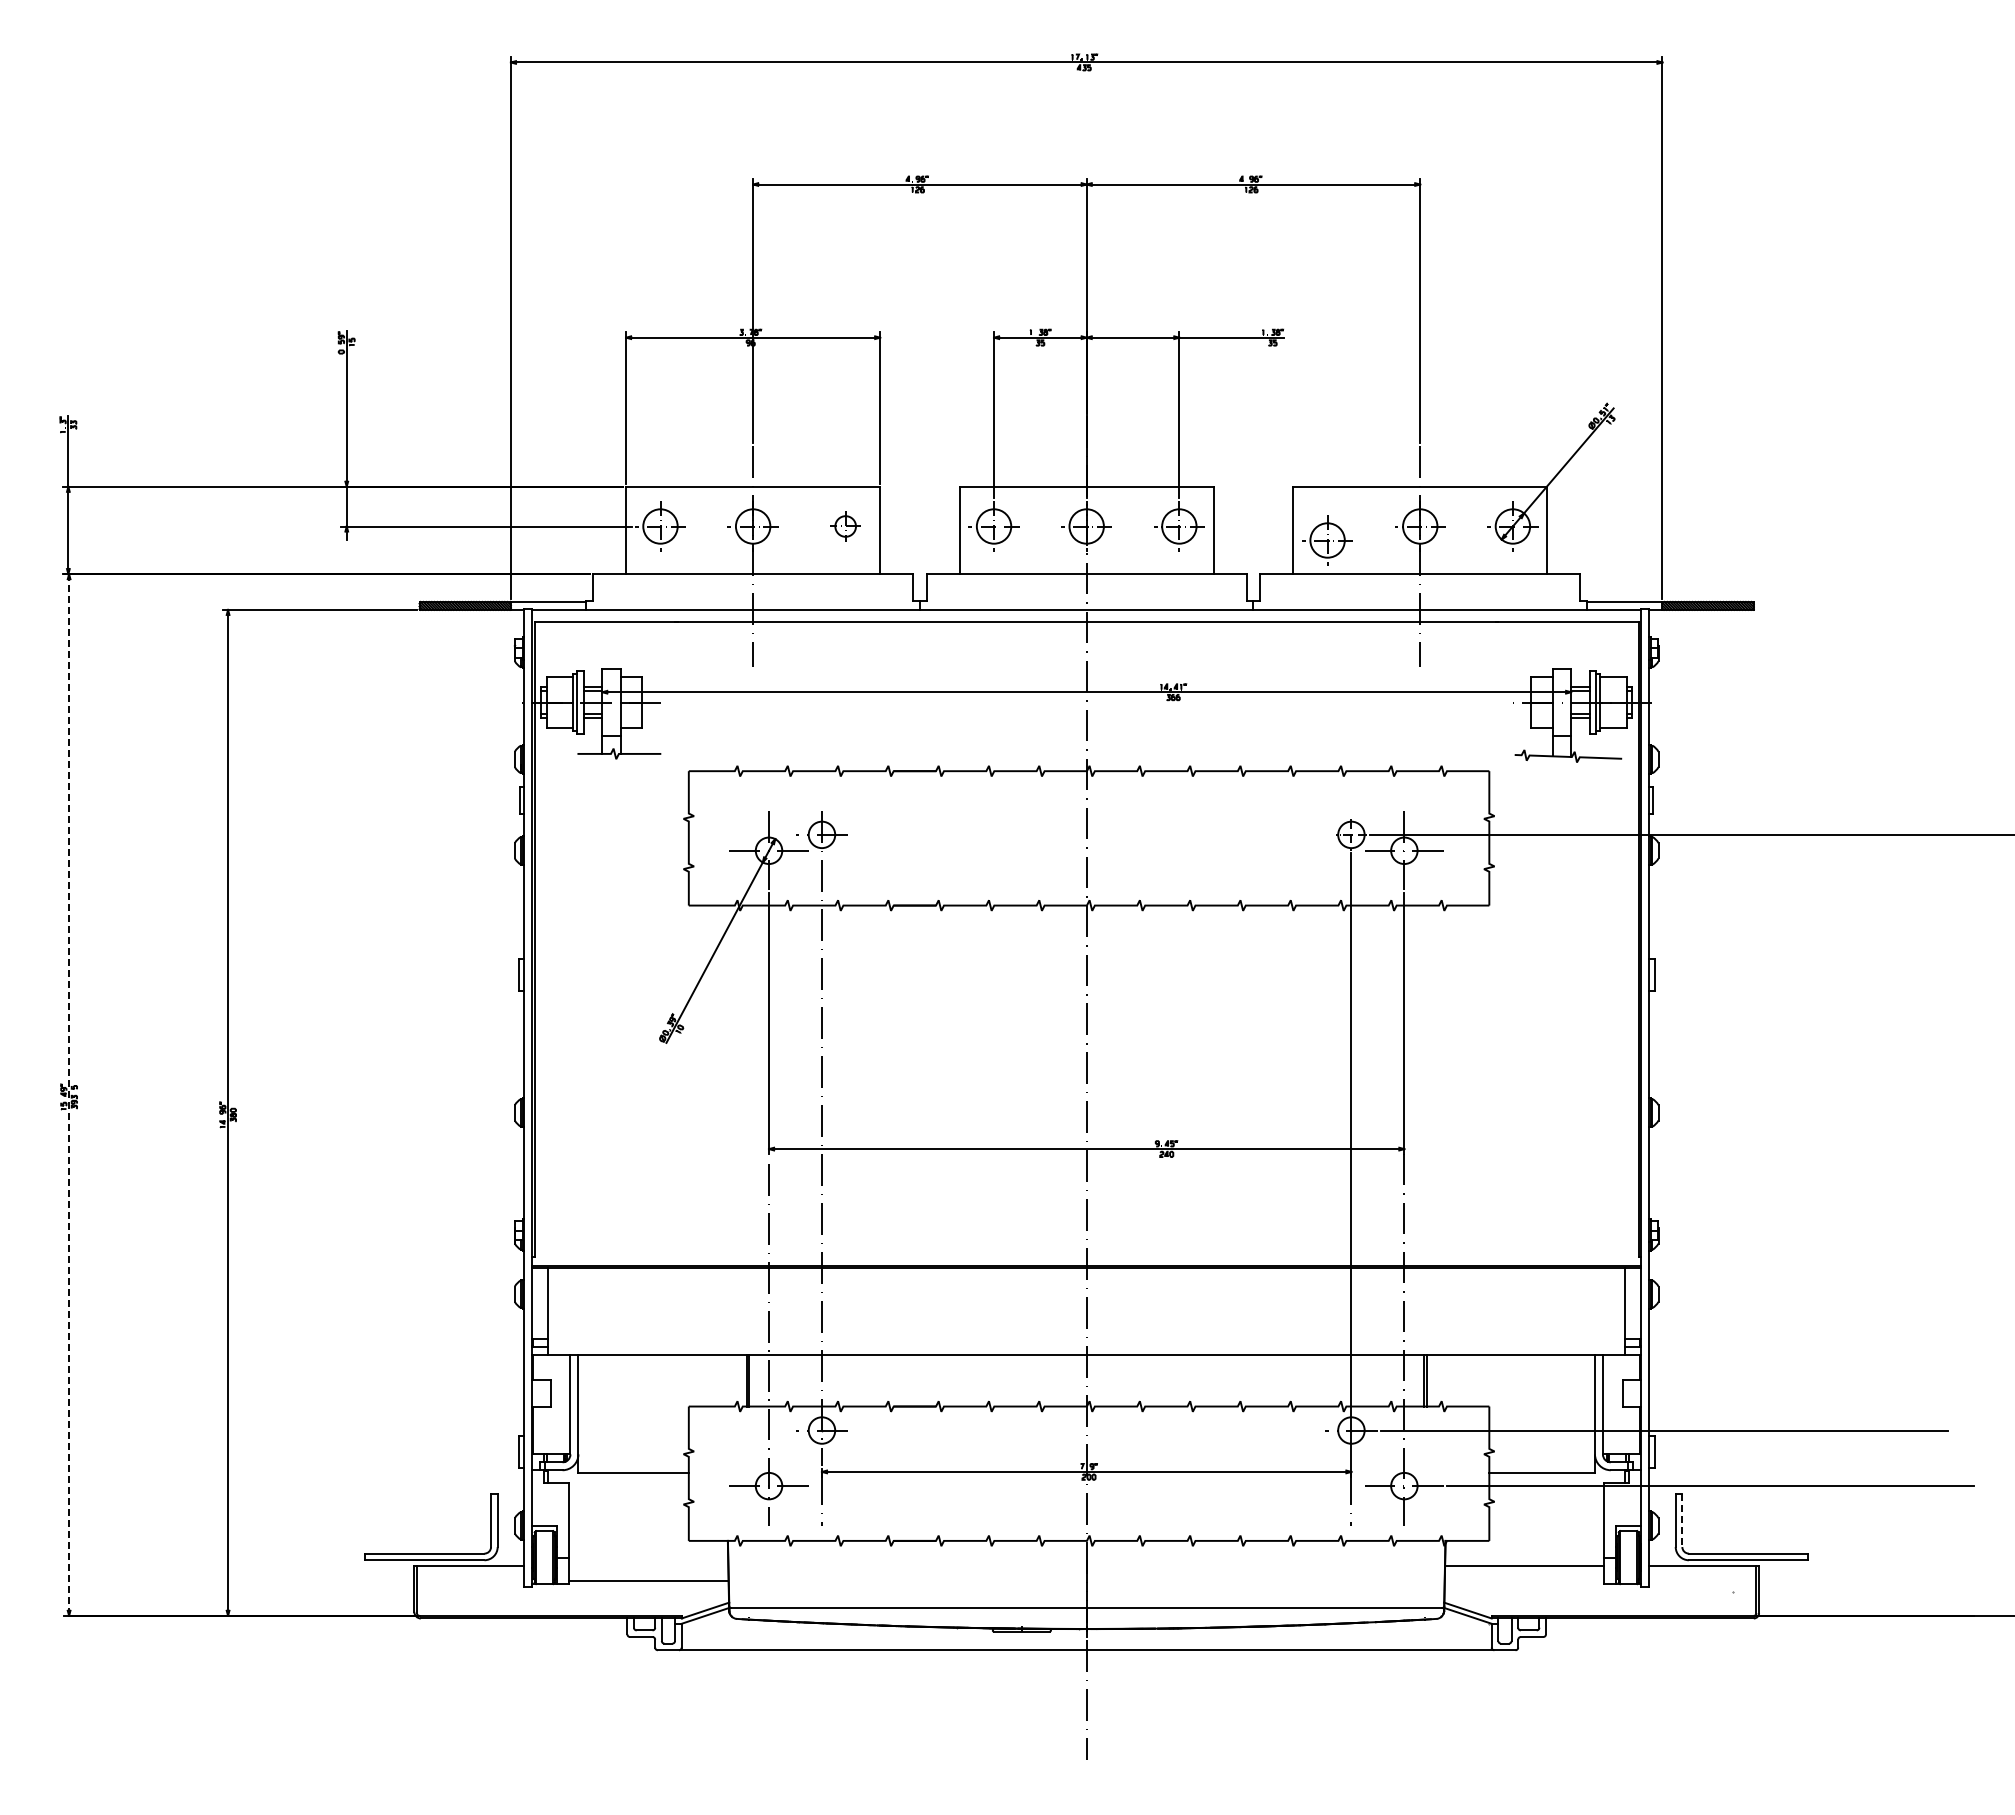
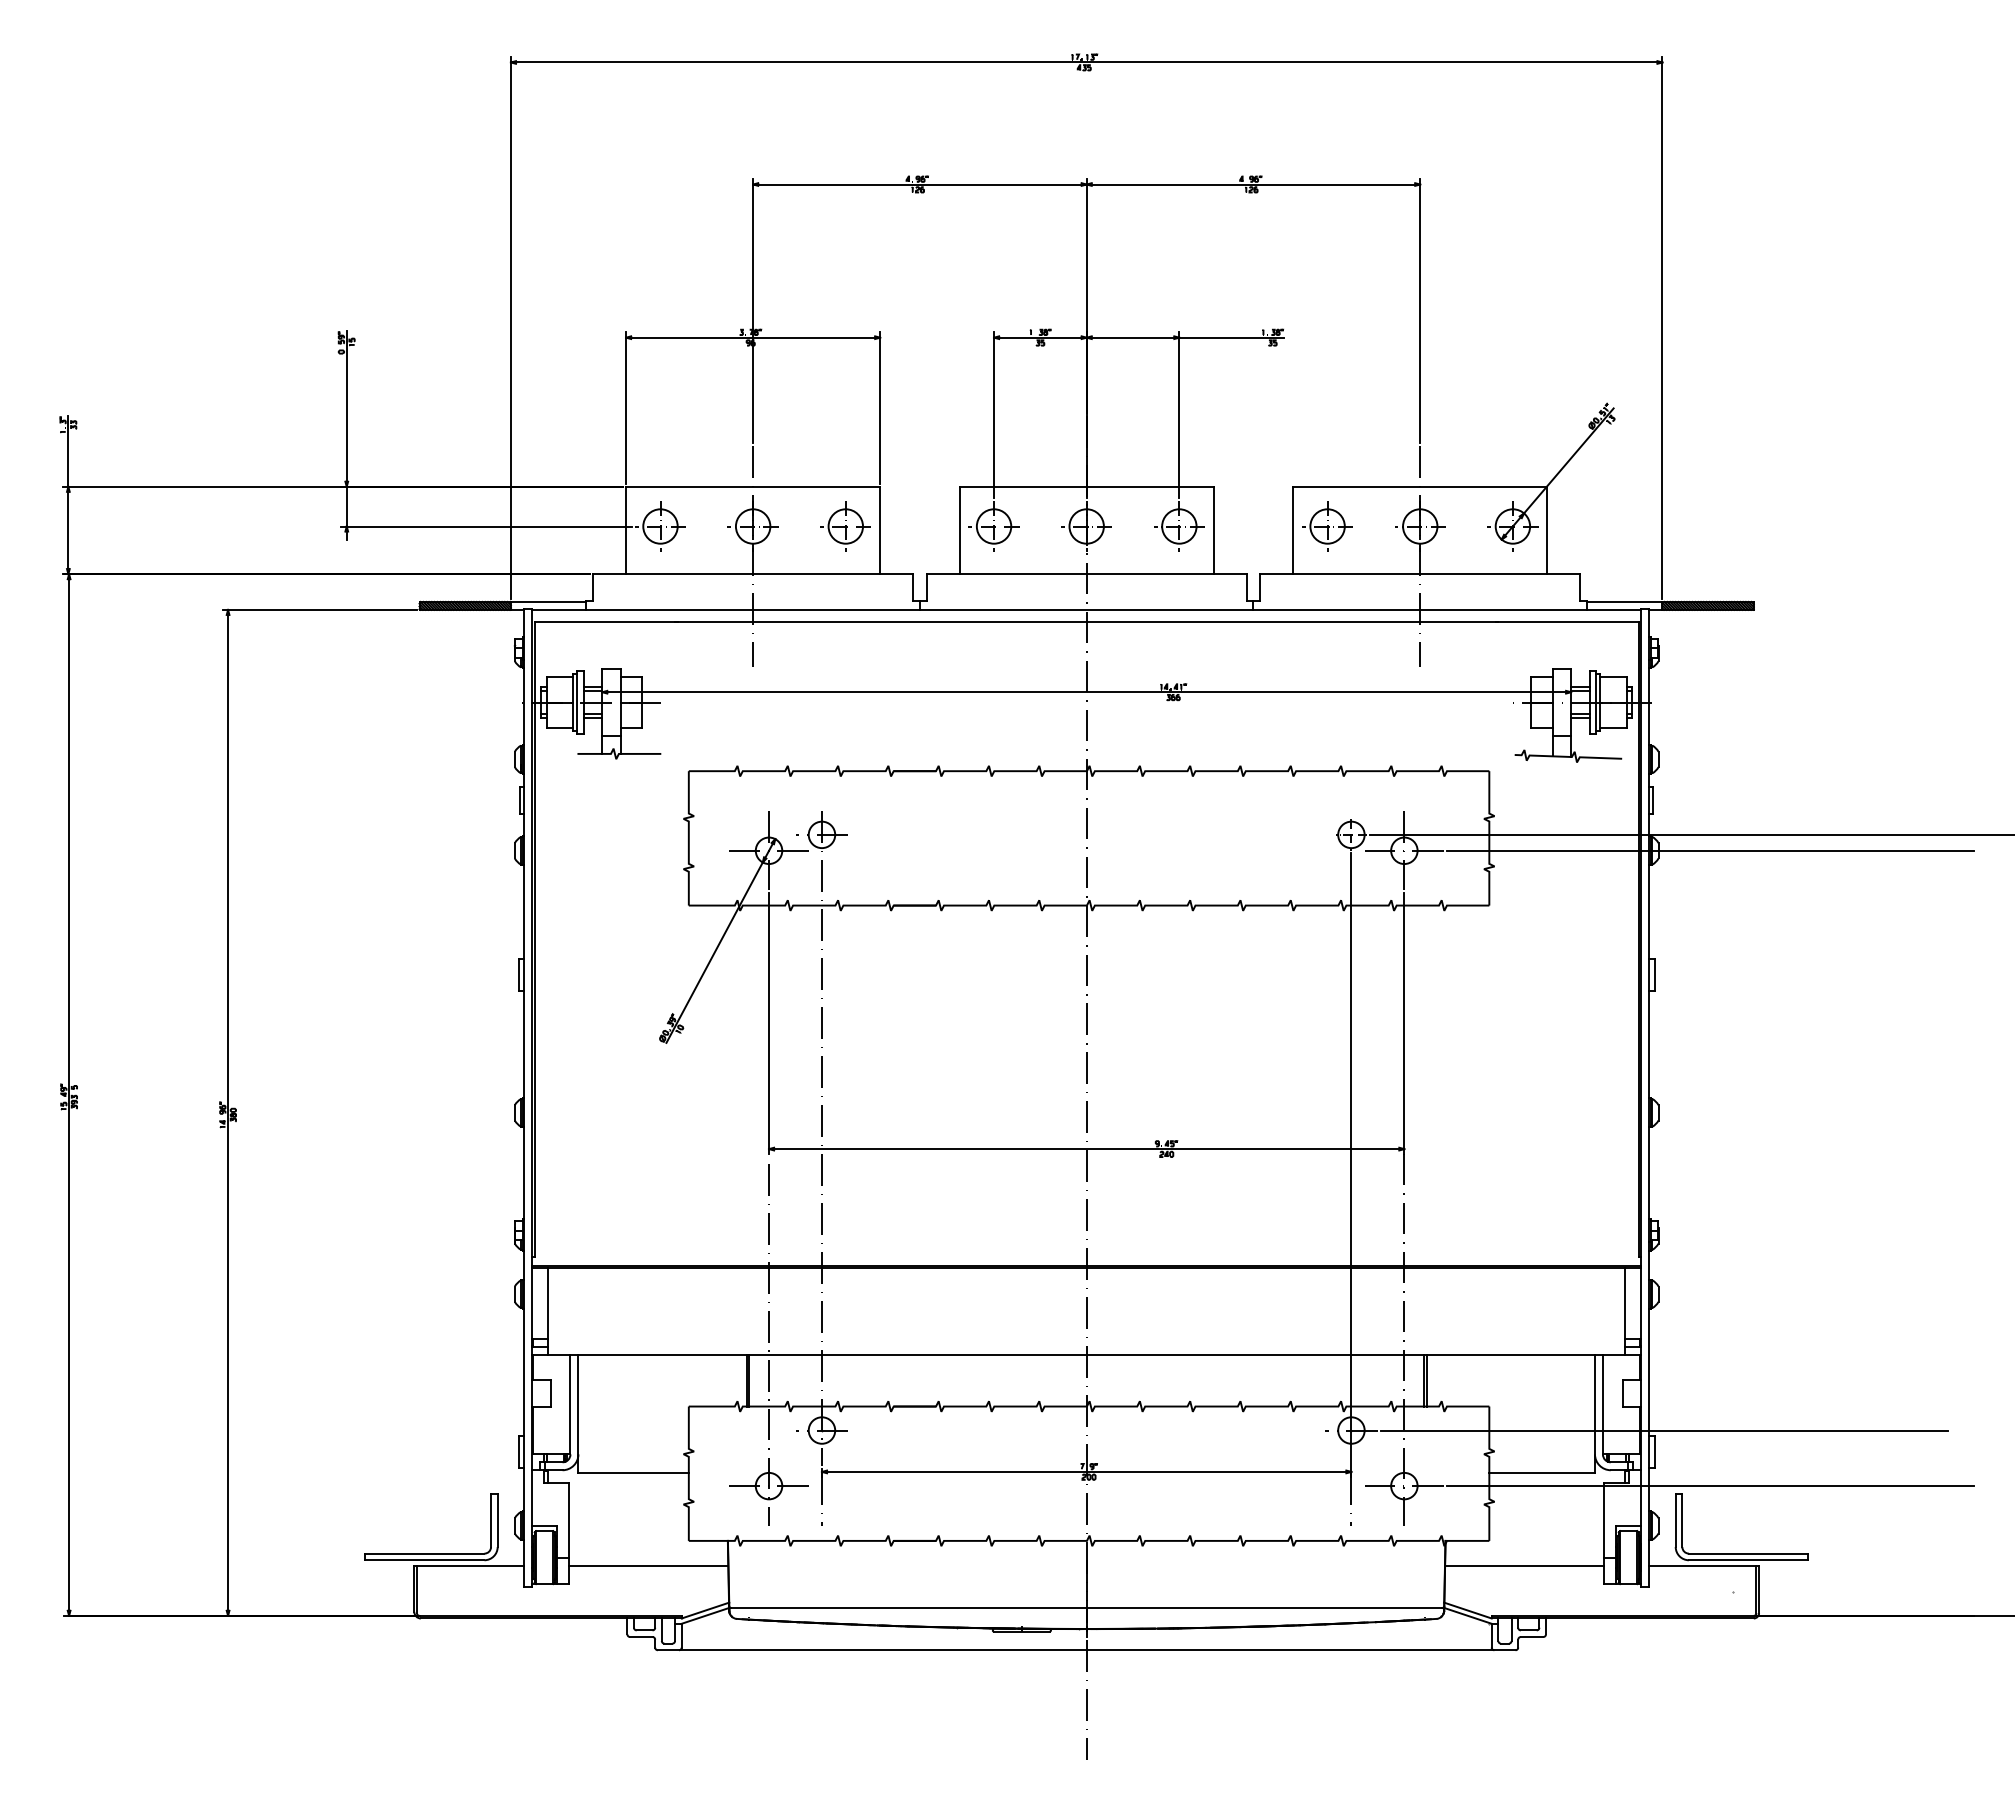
part size: 31x31 px -> 51x51 px (845, 526)
part position: (1327, 540) -> (1327, 526) (1327, 526)
line: none -> present (1710, 850)
line: dashed -> solid (69, 1095)
line: dashed -> solid (1682, 1521)
line position: (648, 1580) -> (648, 1565) (648, 1565)
